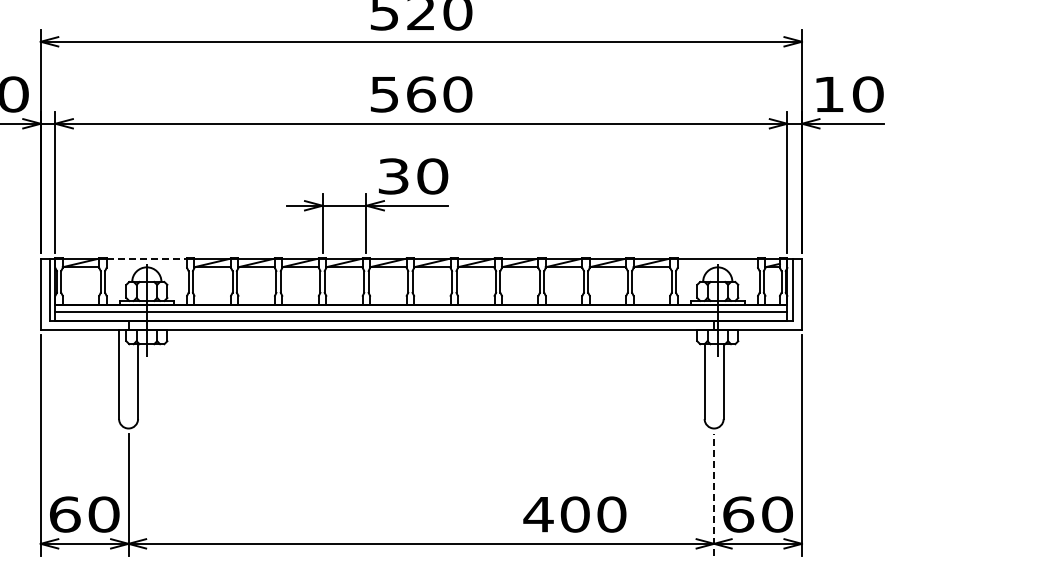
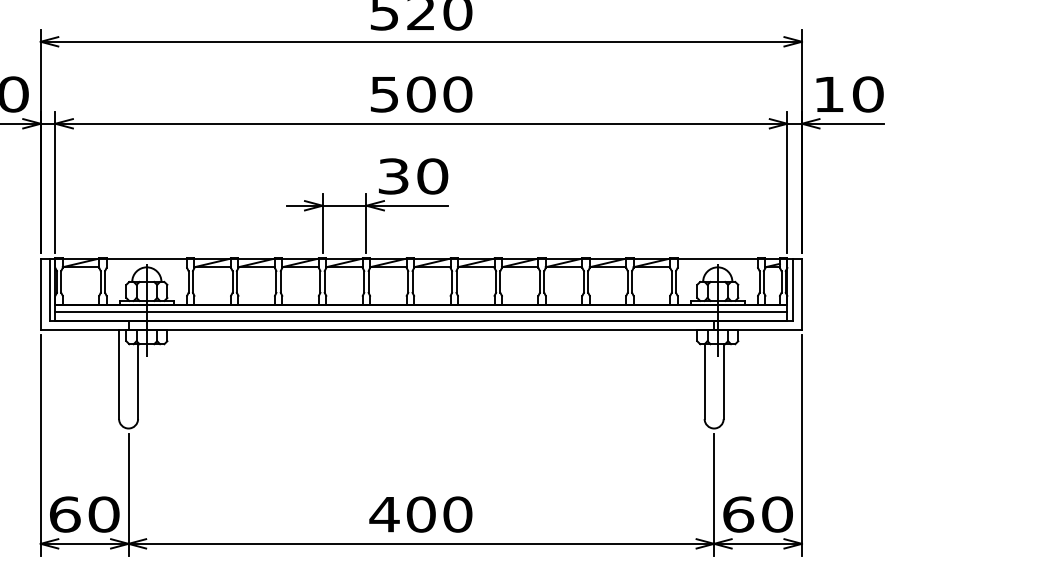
text: 560 -> 500 (420, 94)
line: dashed -> solid (147, 258)
line: dashed -> solid (714, 494)
text position: (574, 514) -> (420, 514) (420, 514)
